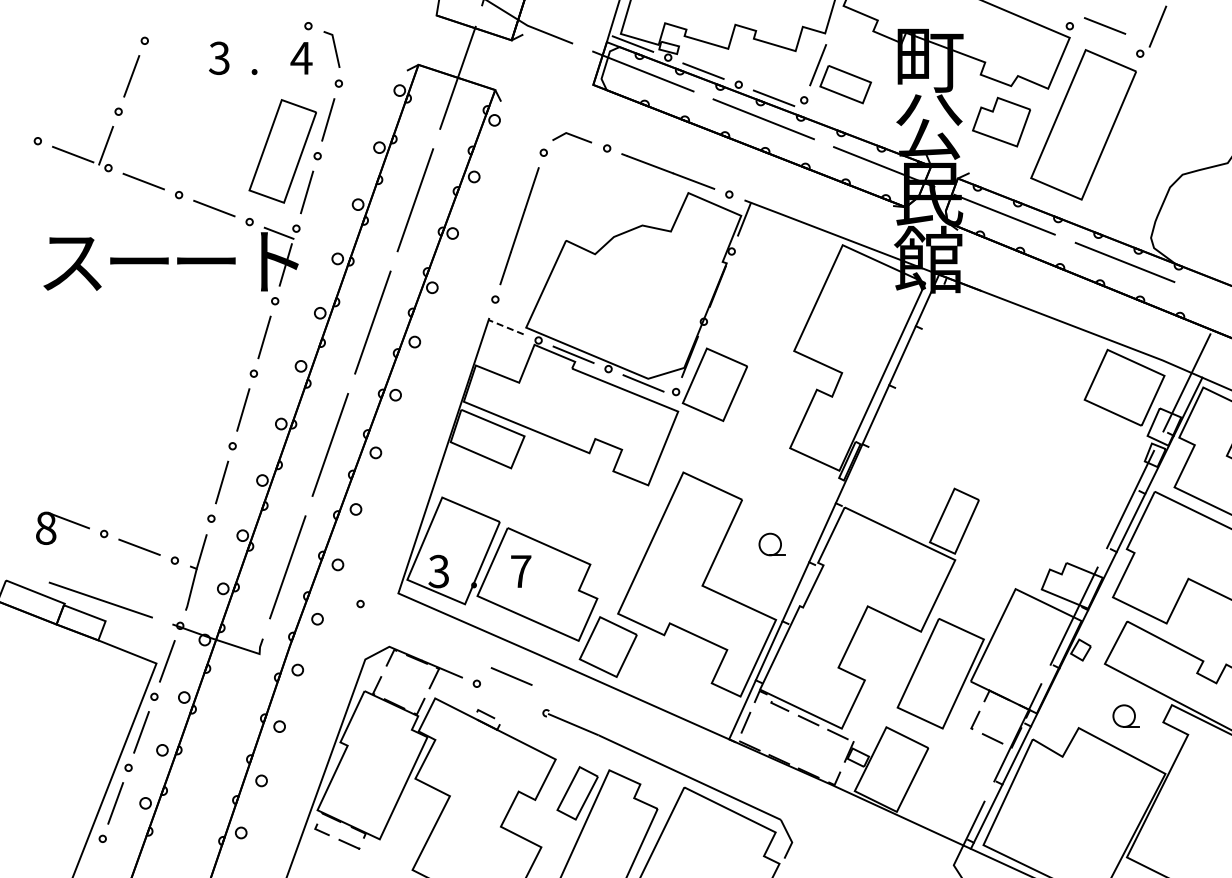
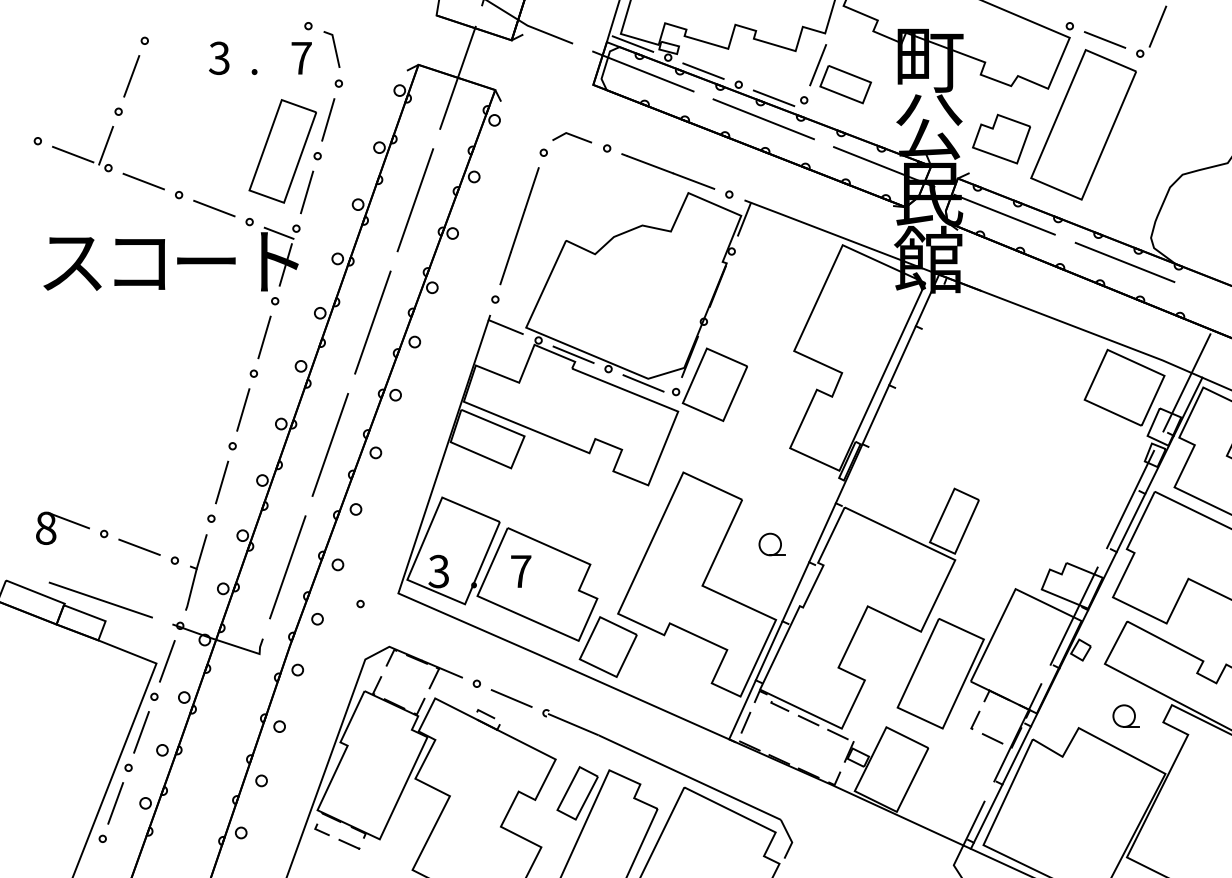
line position: (1105, 25) -> (1105, 39) (1105, 39)
text: 4 -> 7 (301, 58)
part position: (1001, 121) -> (1001, 138) (1001, 138)
text: ー -> コ (139, 263)
line: dashed -> solid (502, 325)
line position: (511, 676) -> (511, 698) (511, 698)
